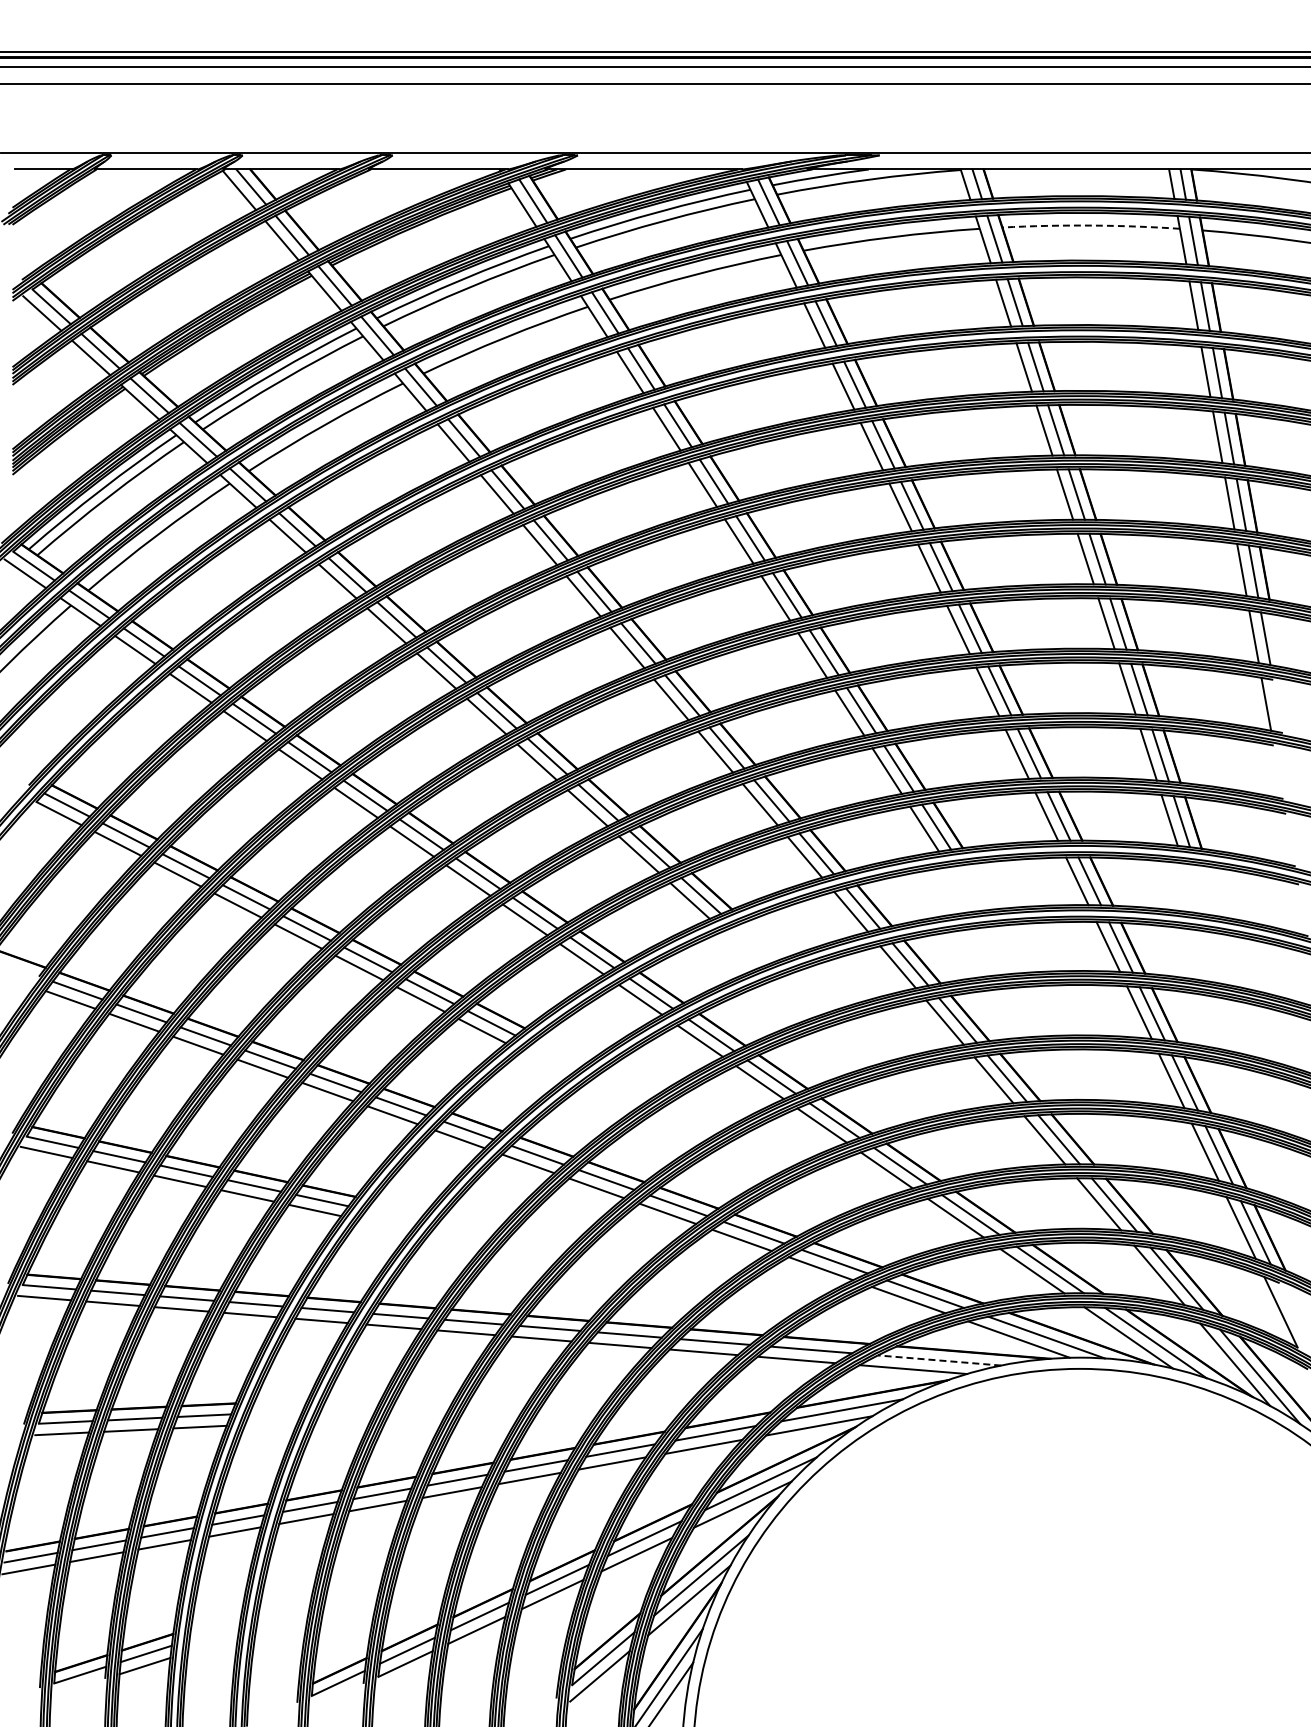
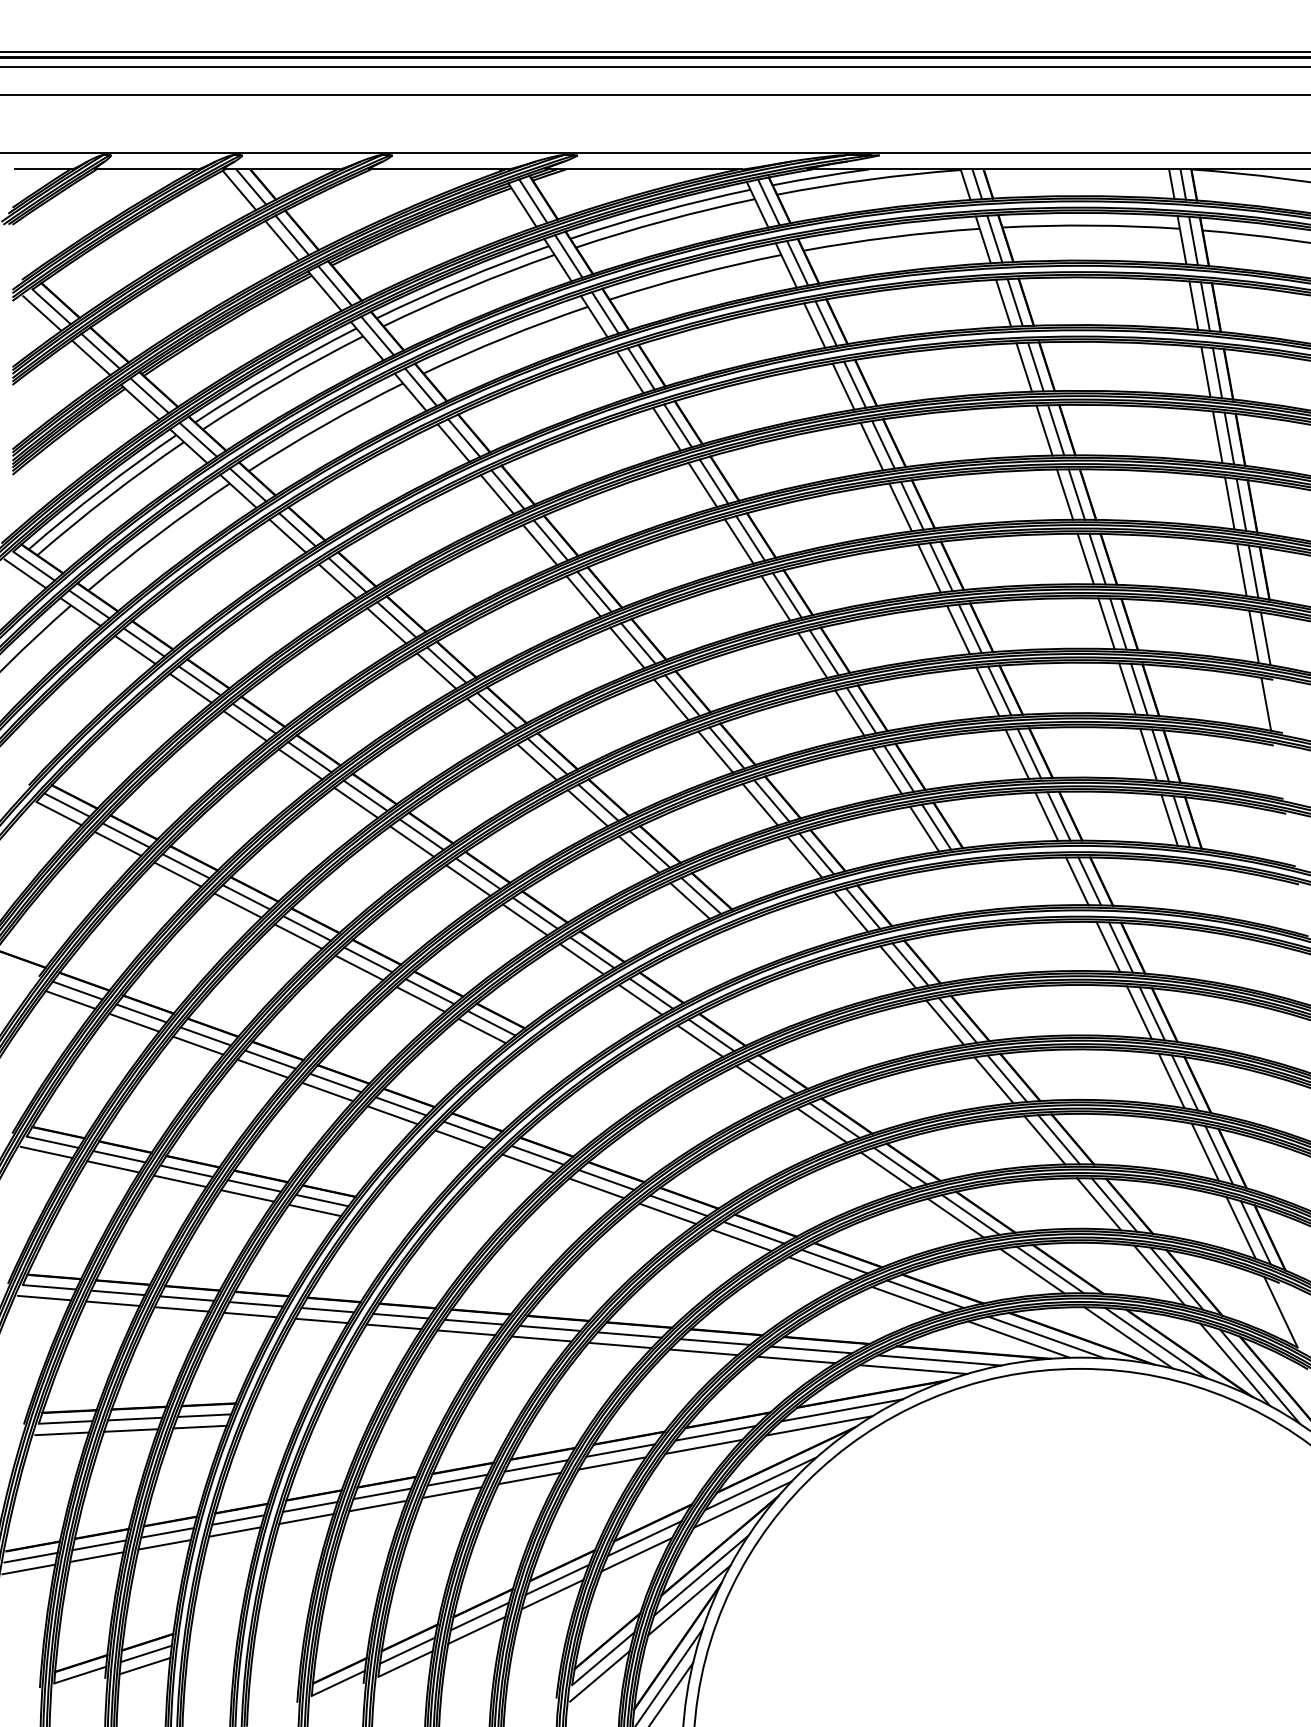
line position: (654, 84) -> (654, 95) (654, 95)
arc: dashed -> solid (1091, 225)
line: dashed -> solid (939, 1360)
